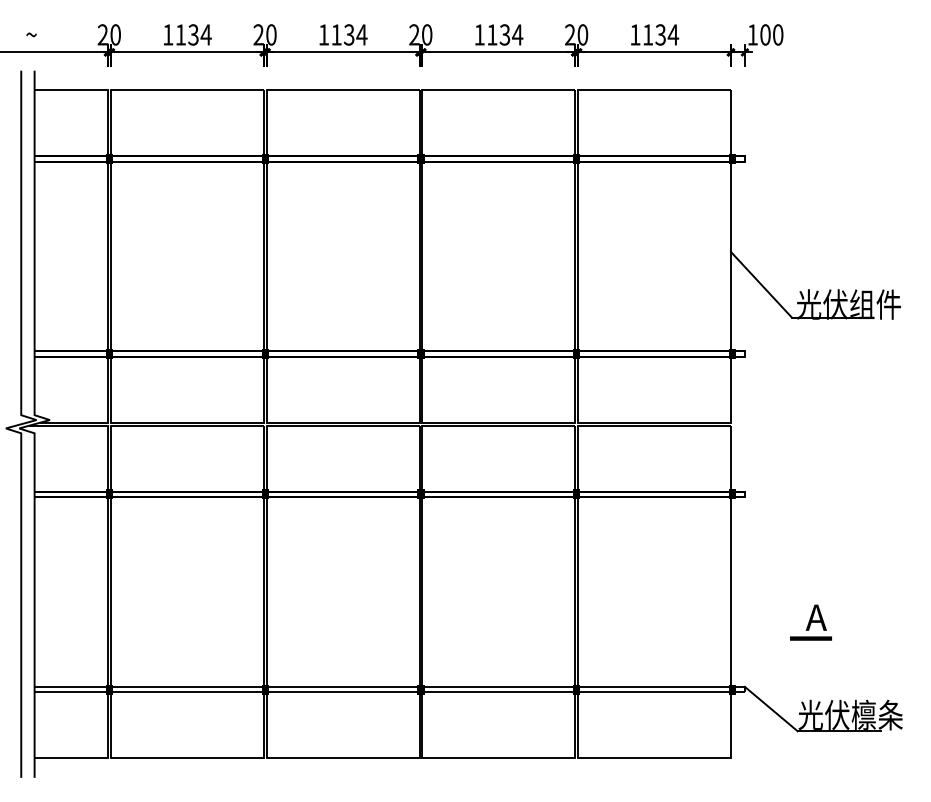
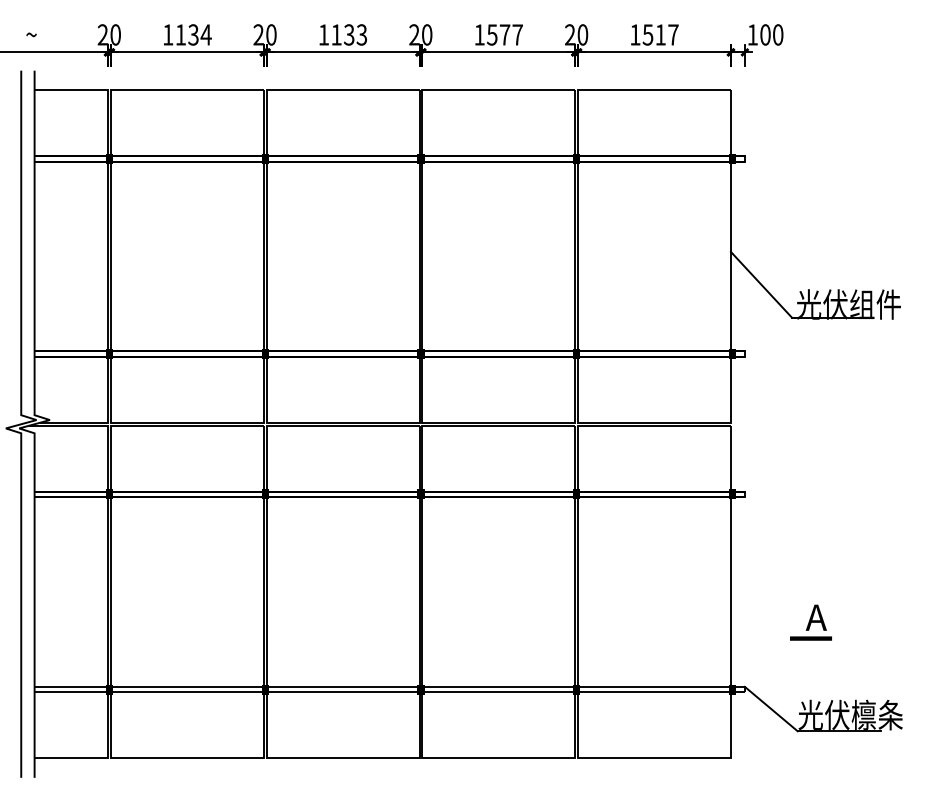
text: 1134 -> 1133 (361, 34)
text: 1134 -> 1577 (505, 34)
text: 1134 -> 1517 (660, 34)
